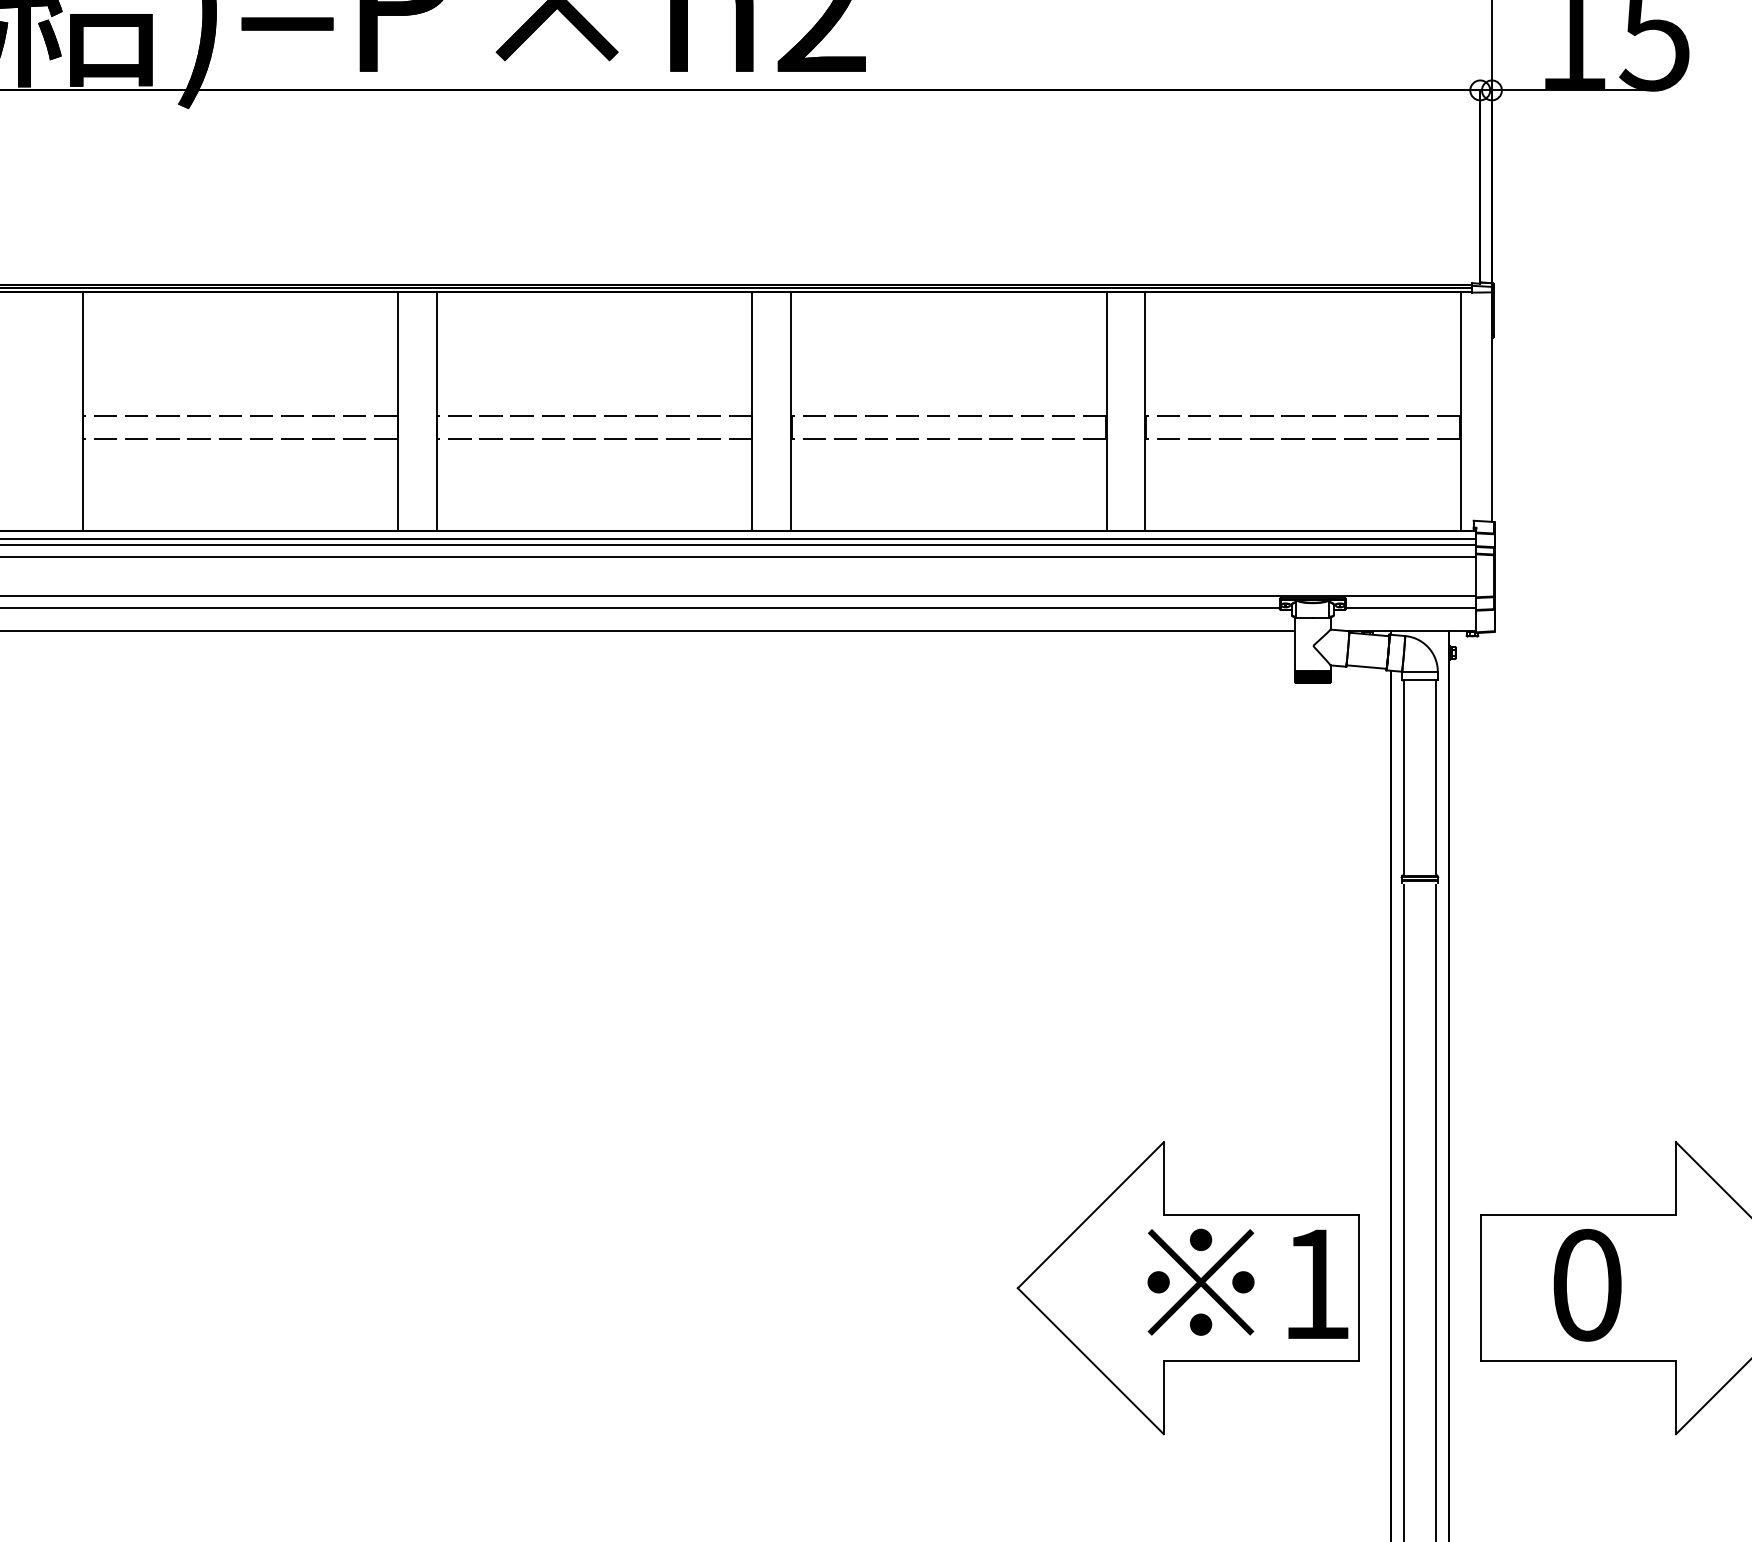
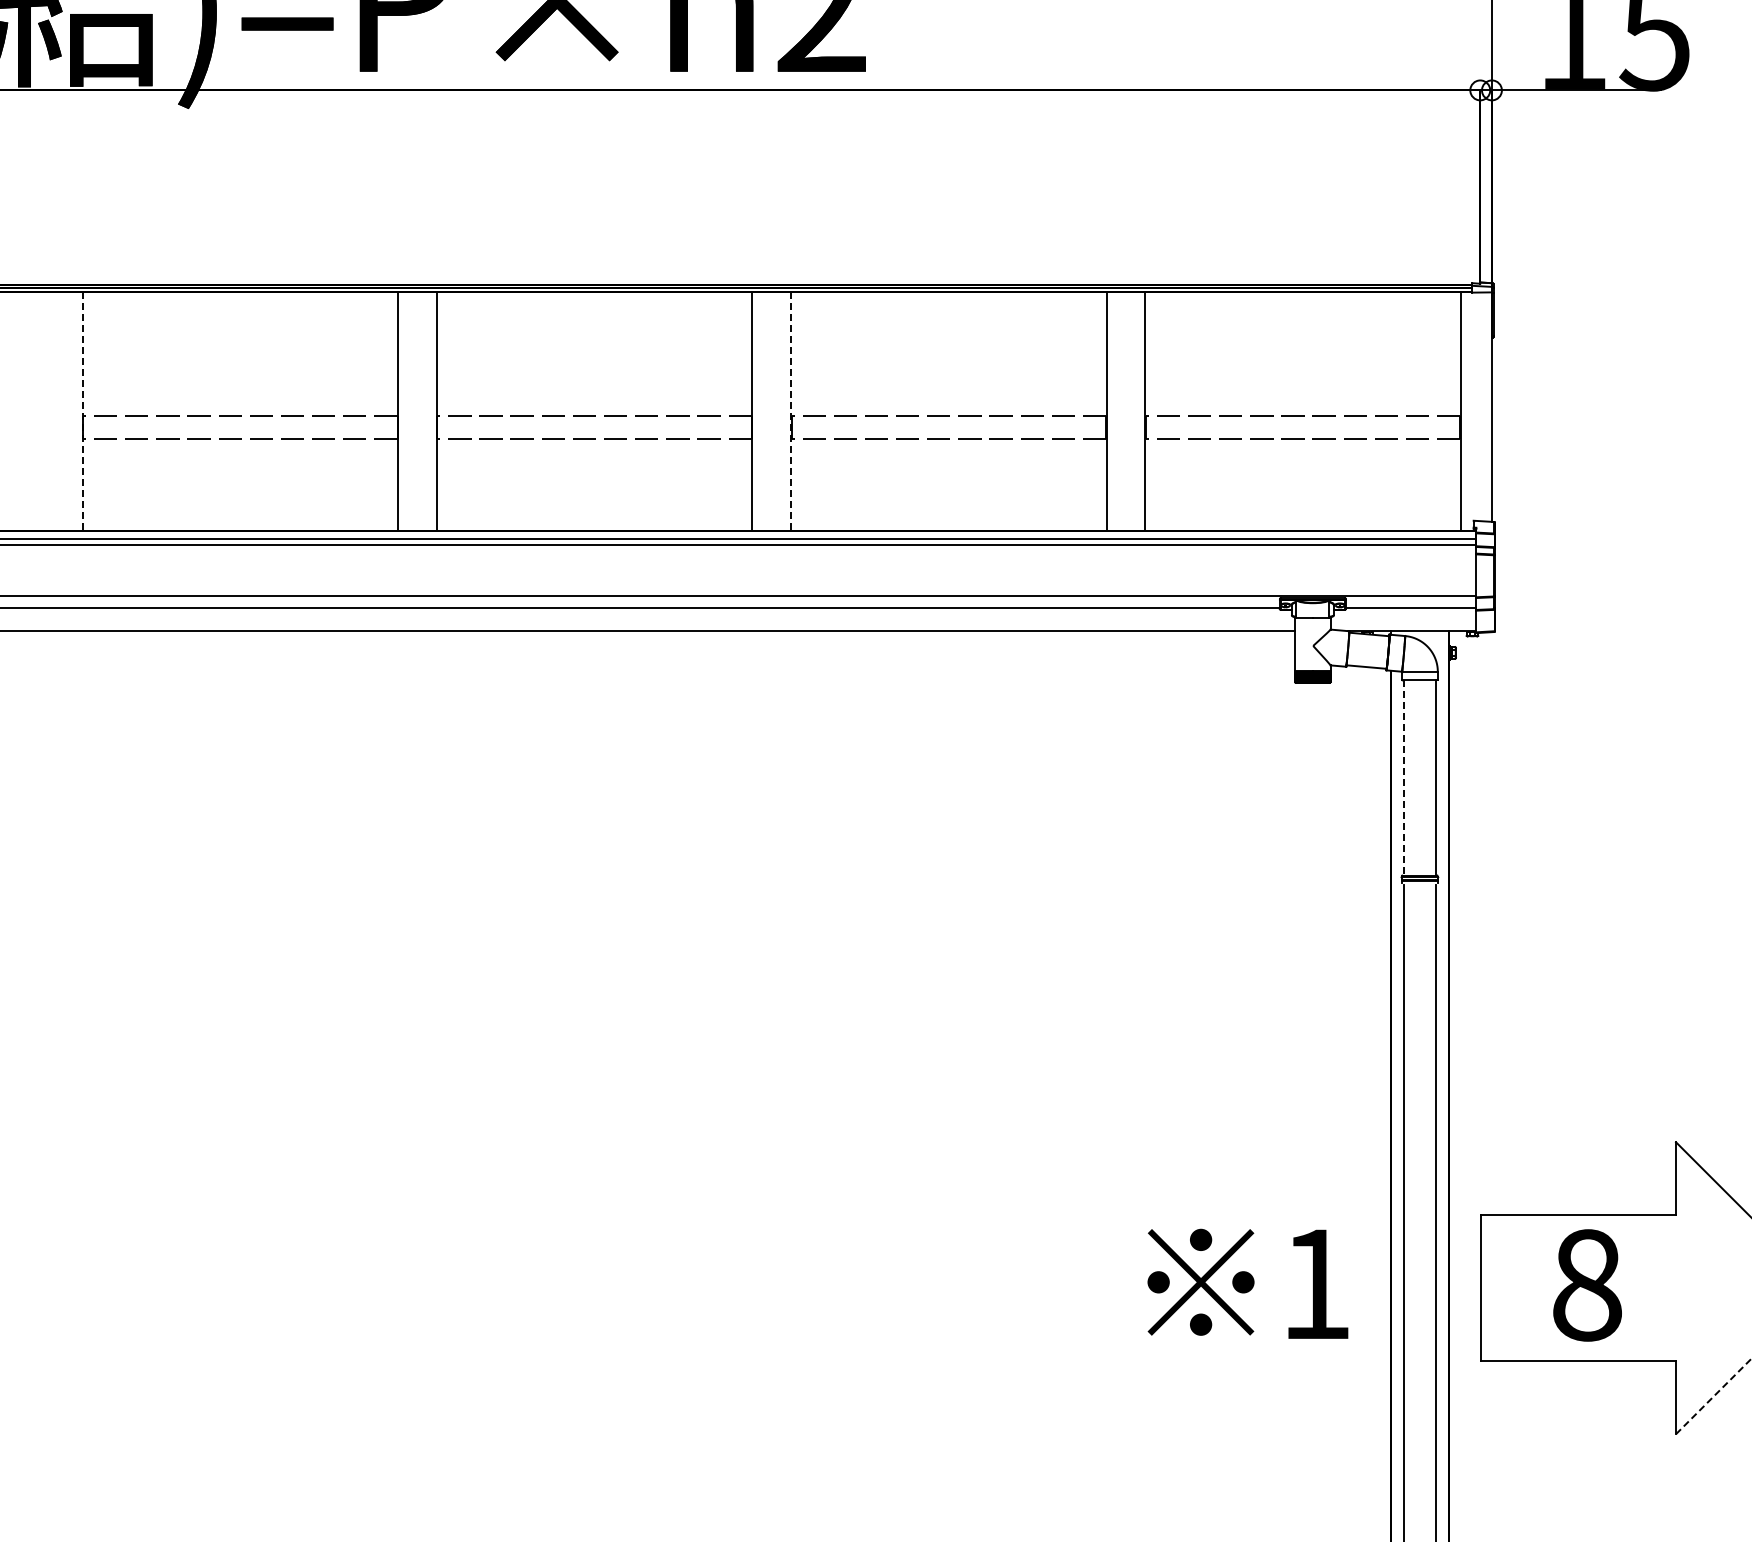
line: solid -> dashed (82, 412)
line: solid -> dashed (791, 412)
line: present -> none (739, 557)
line: solid -> dashed (1403, 778)
text: 0 -> 8 (1587, 1285)
part: present -> none (1187, 1288)
line: solid -> dashed (1714, 1396)
